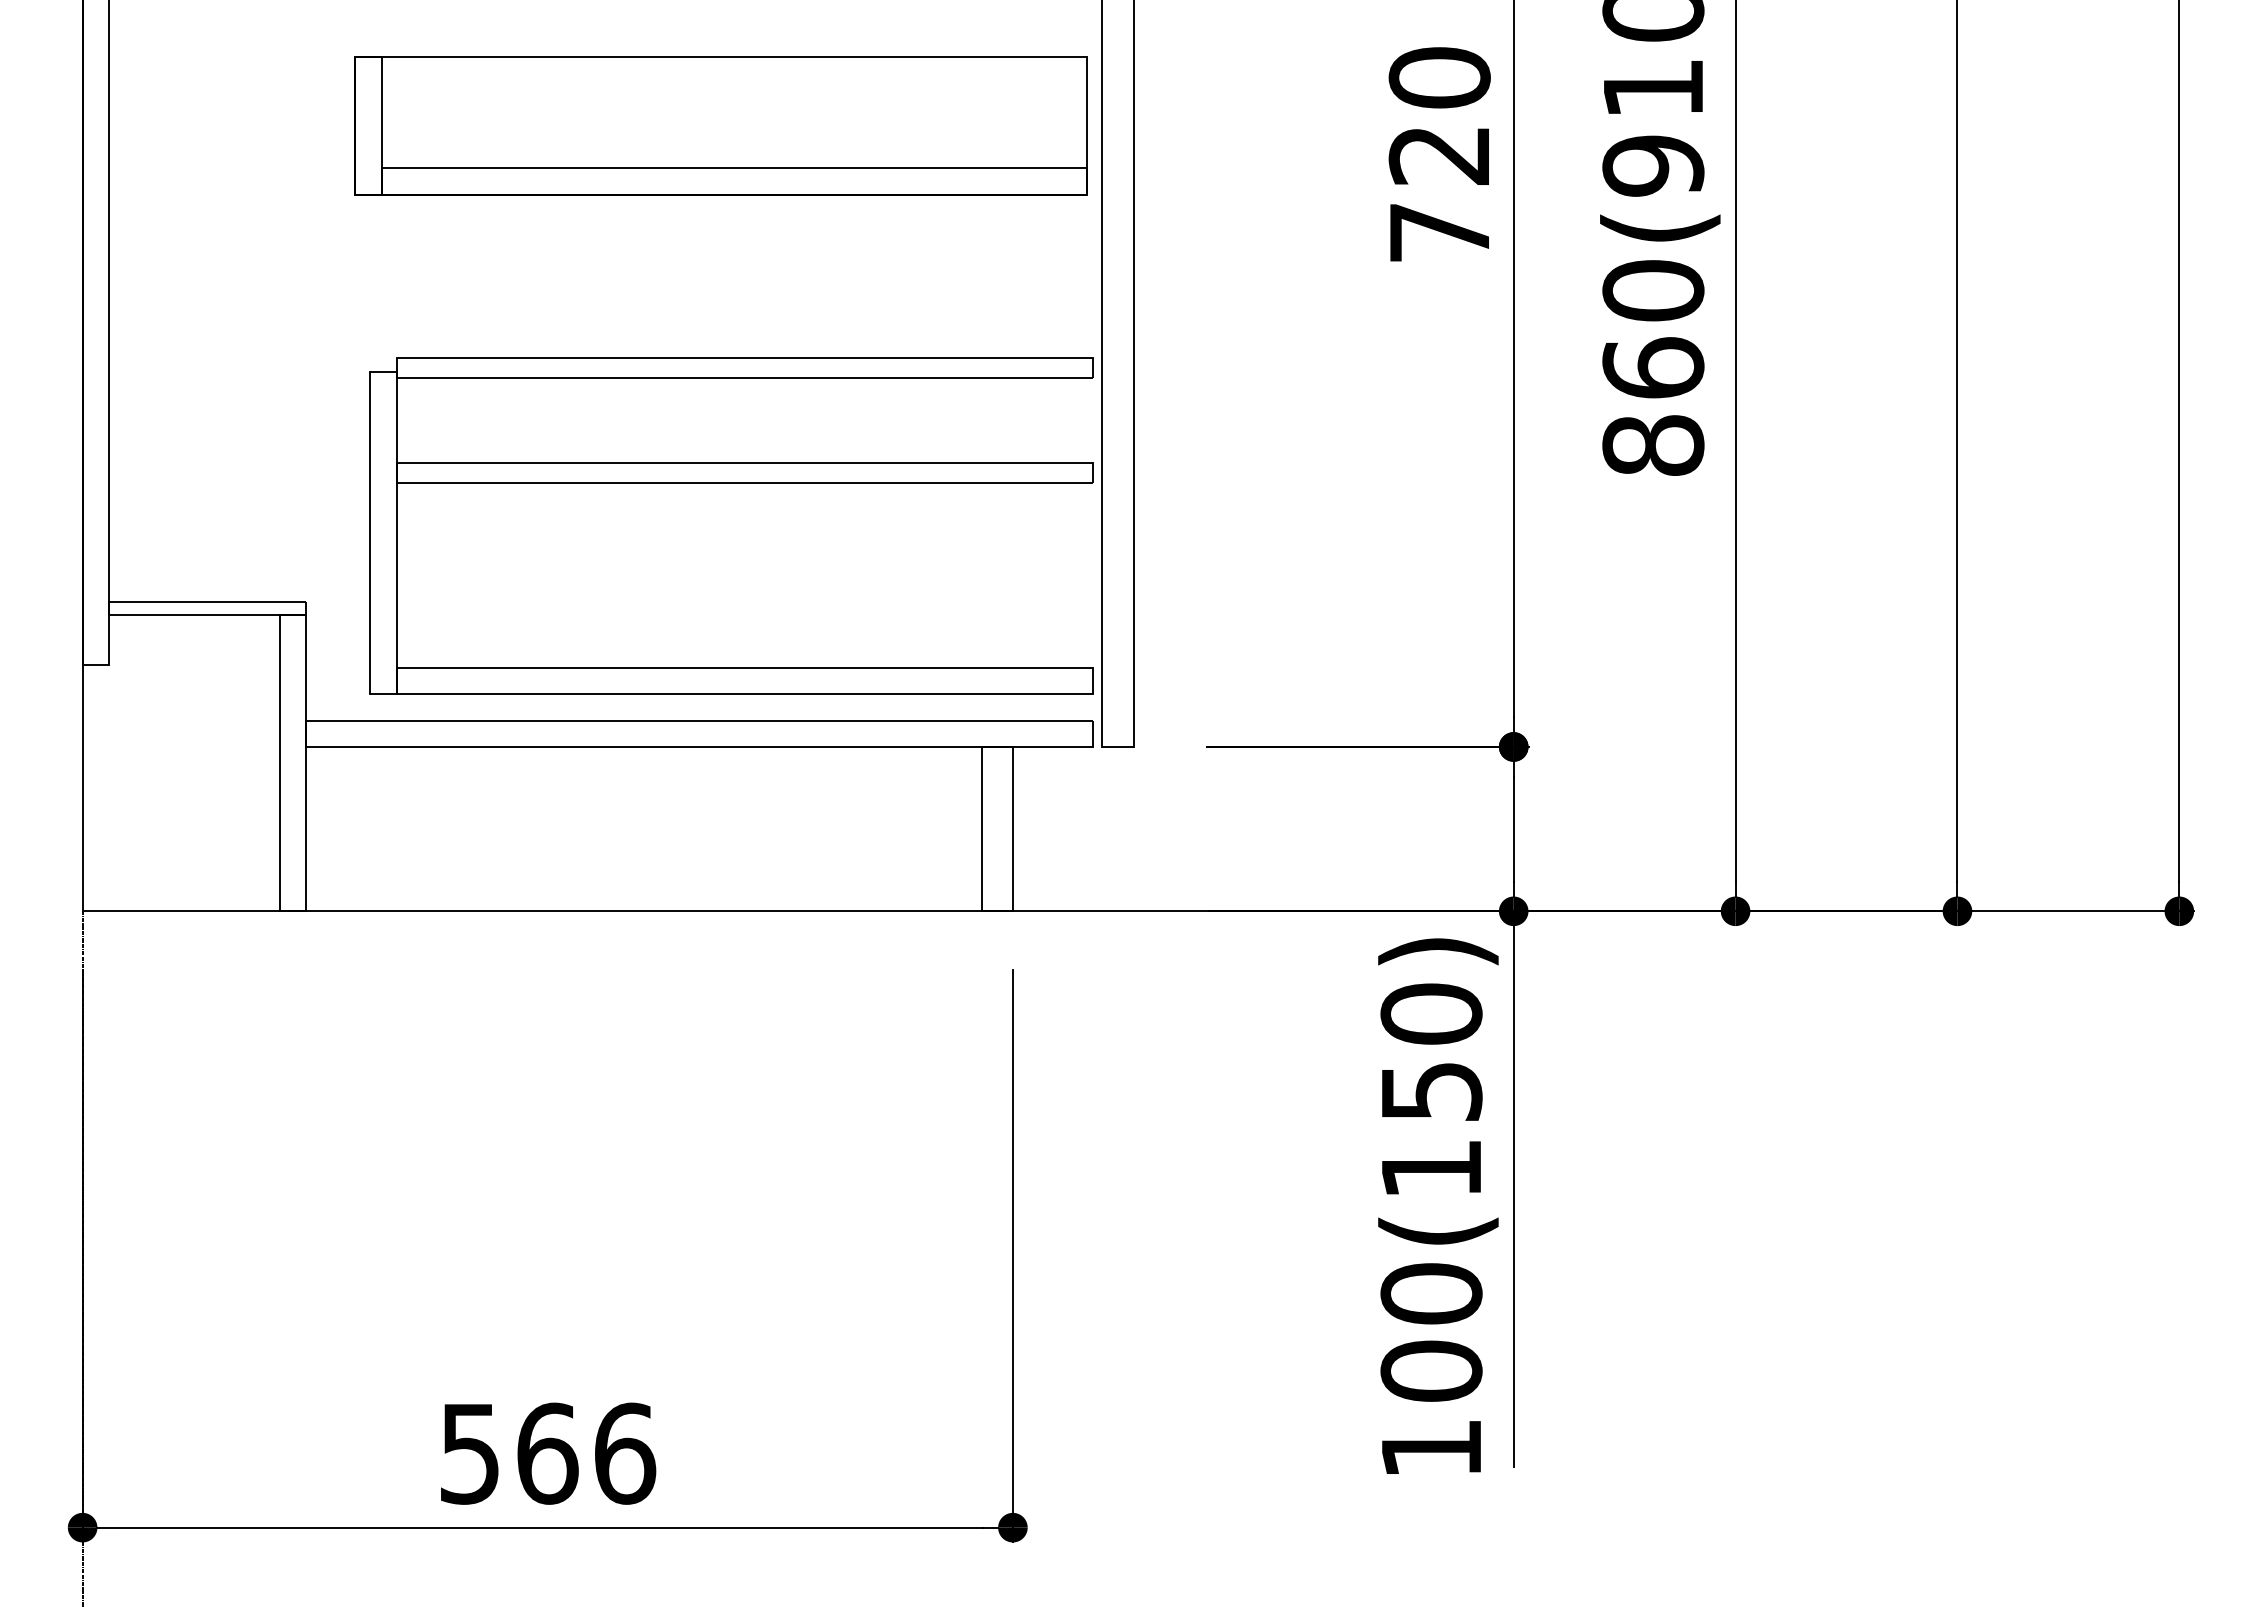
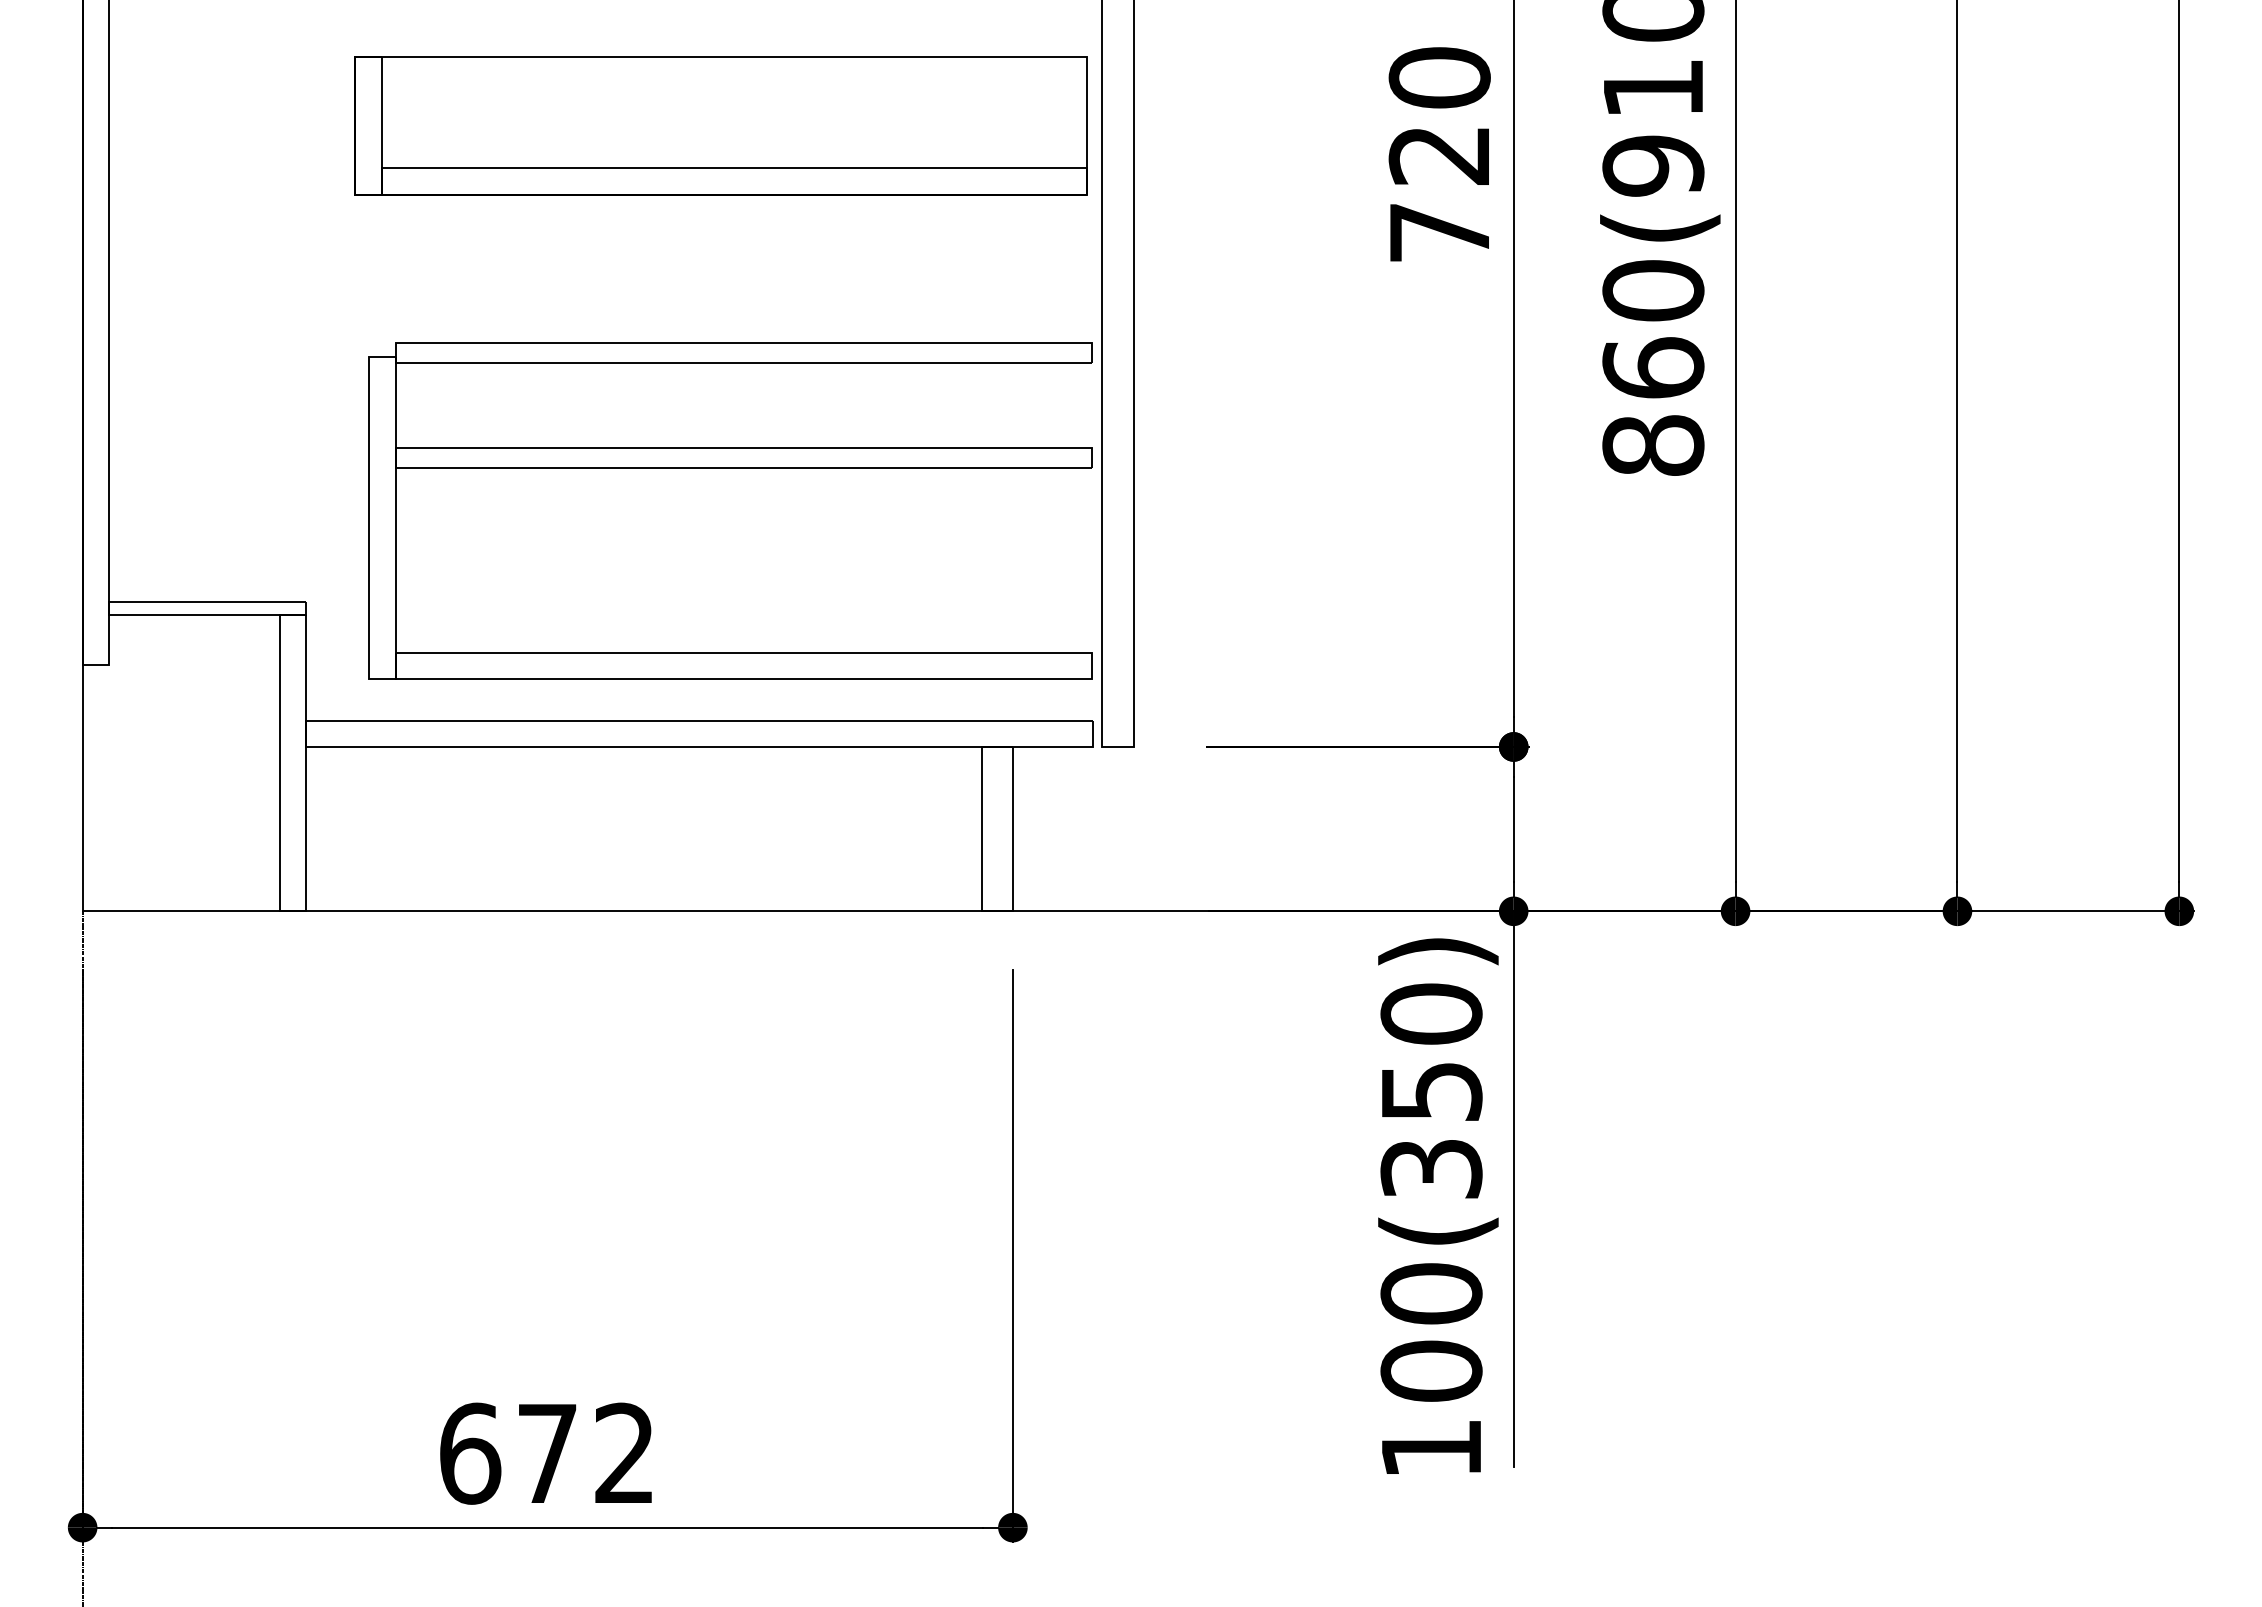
part position: (731, 483) -> (730, 468) (730, 468)
text: 100(150) -> 100(350) (1431, 1169)
text: 566 -> 672 (548, 1453)
